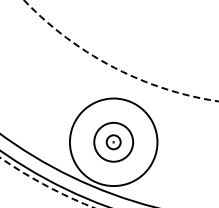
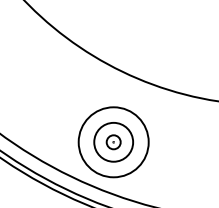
circle: dashed -> solid (121, 50)
circle diameter: 88 px -> 70 px (113, 142)
circle: dashed -> solid (46, 182)
